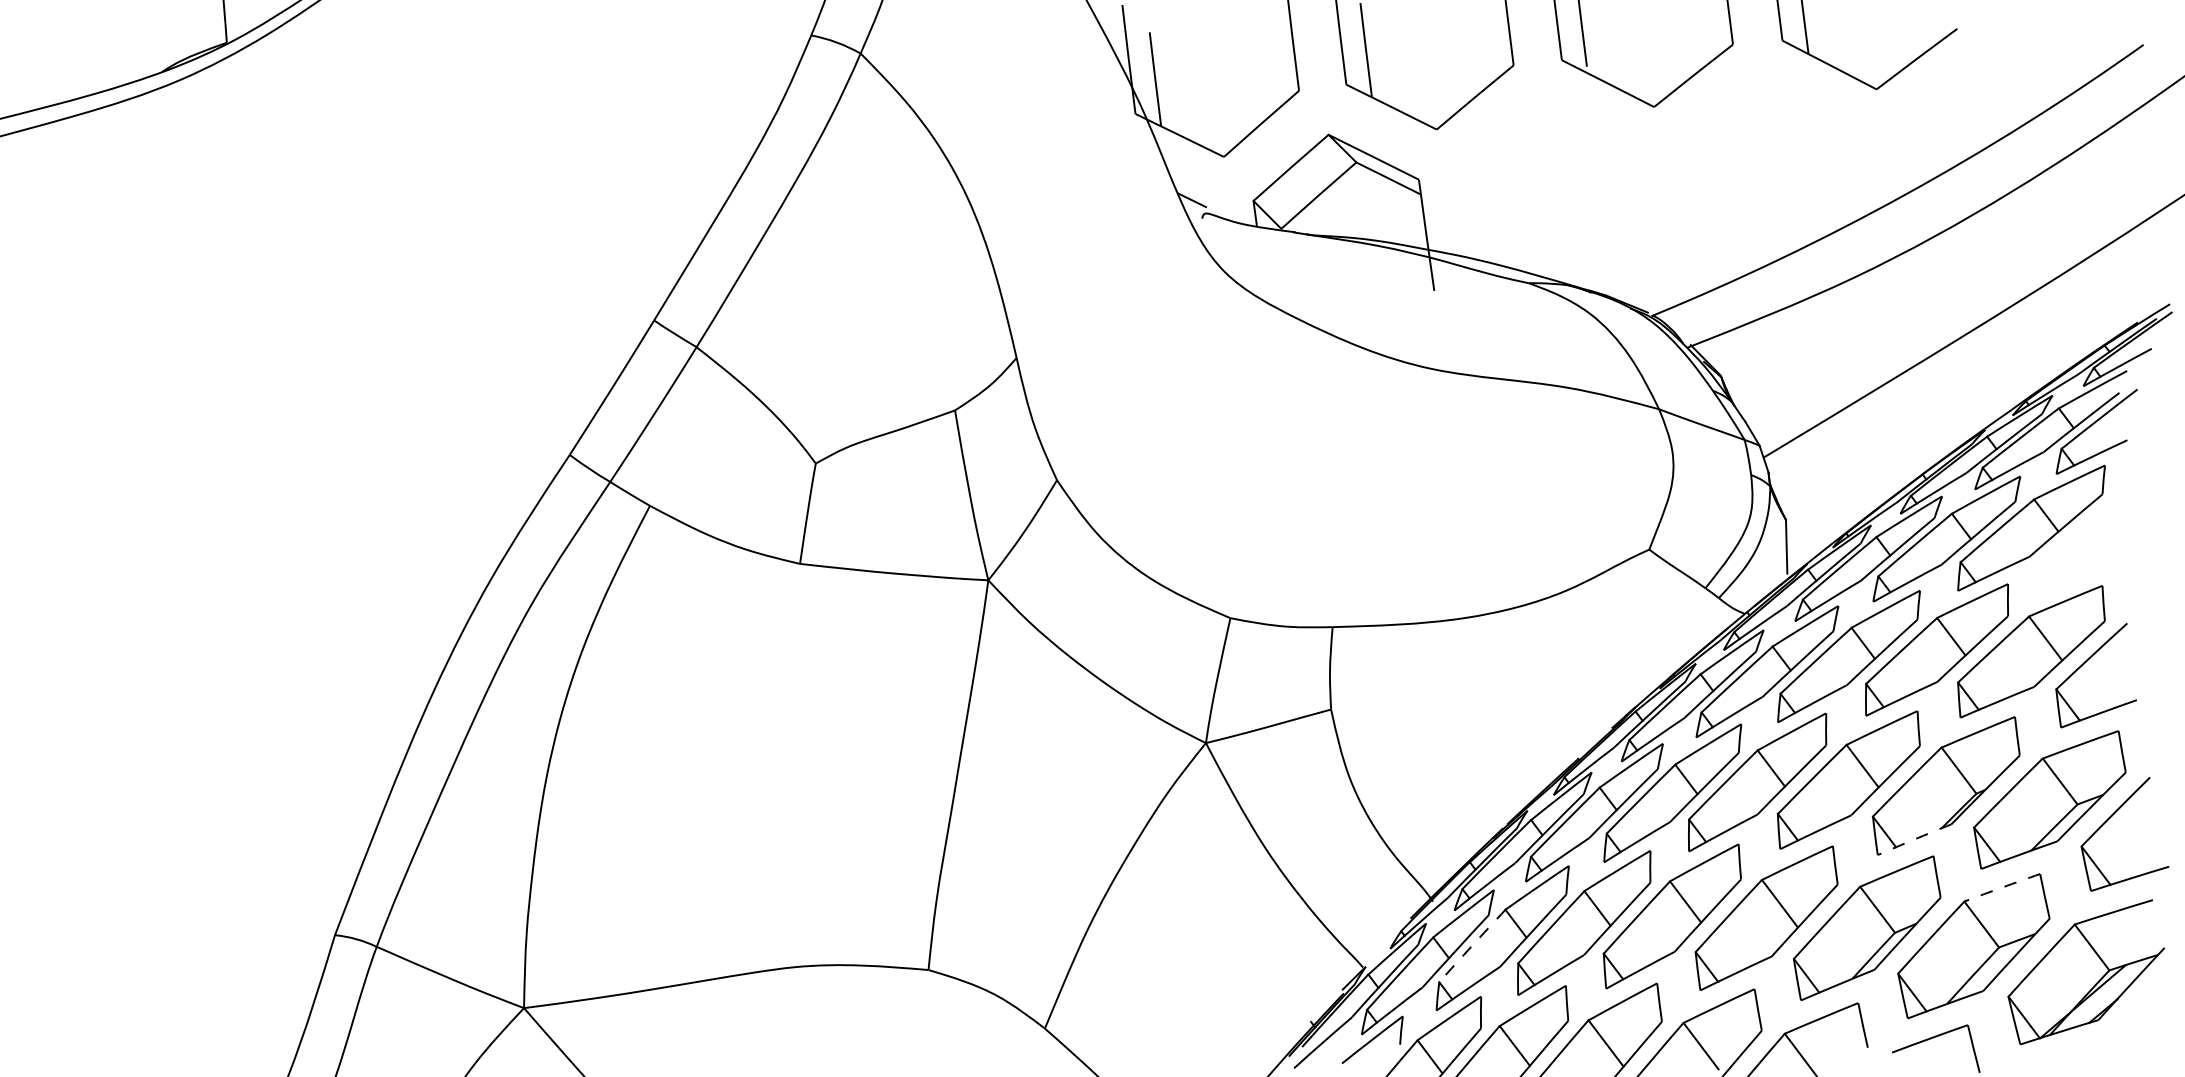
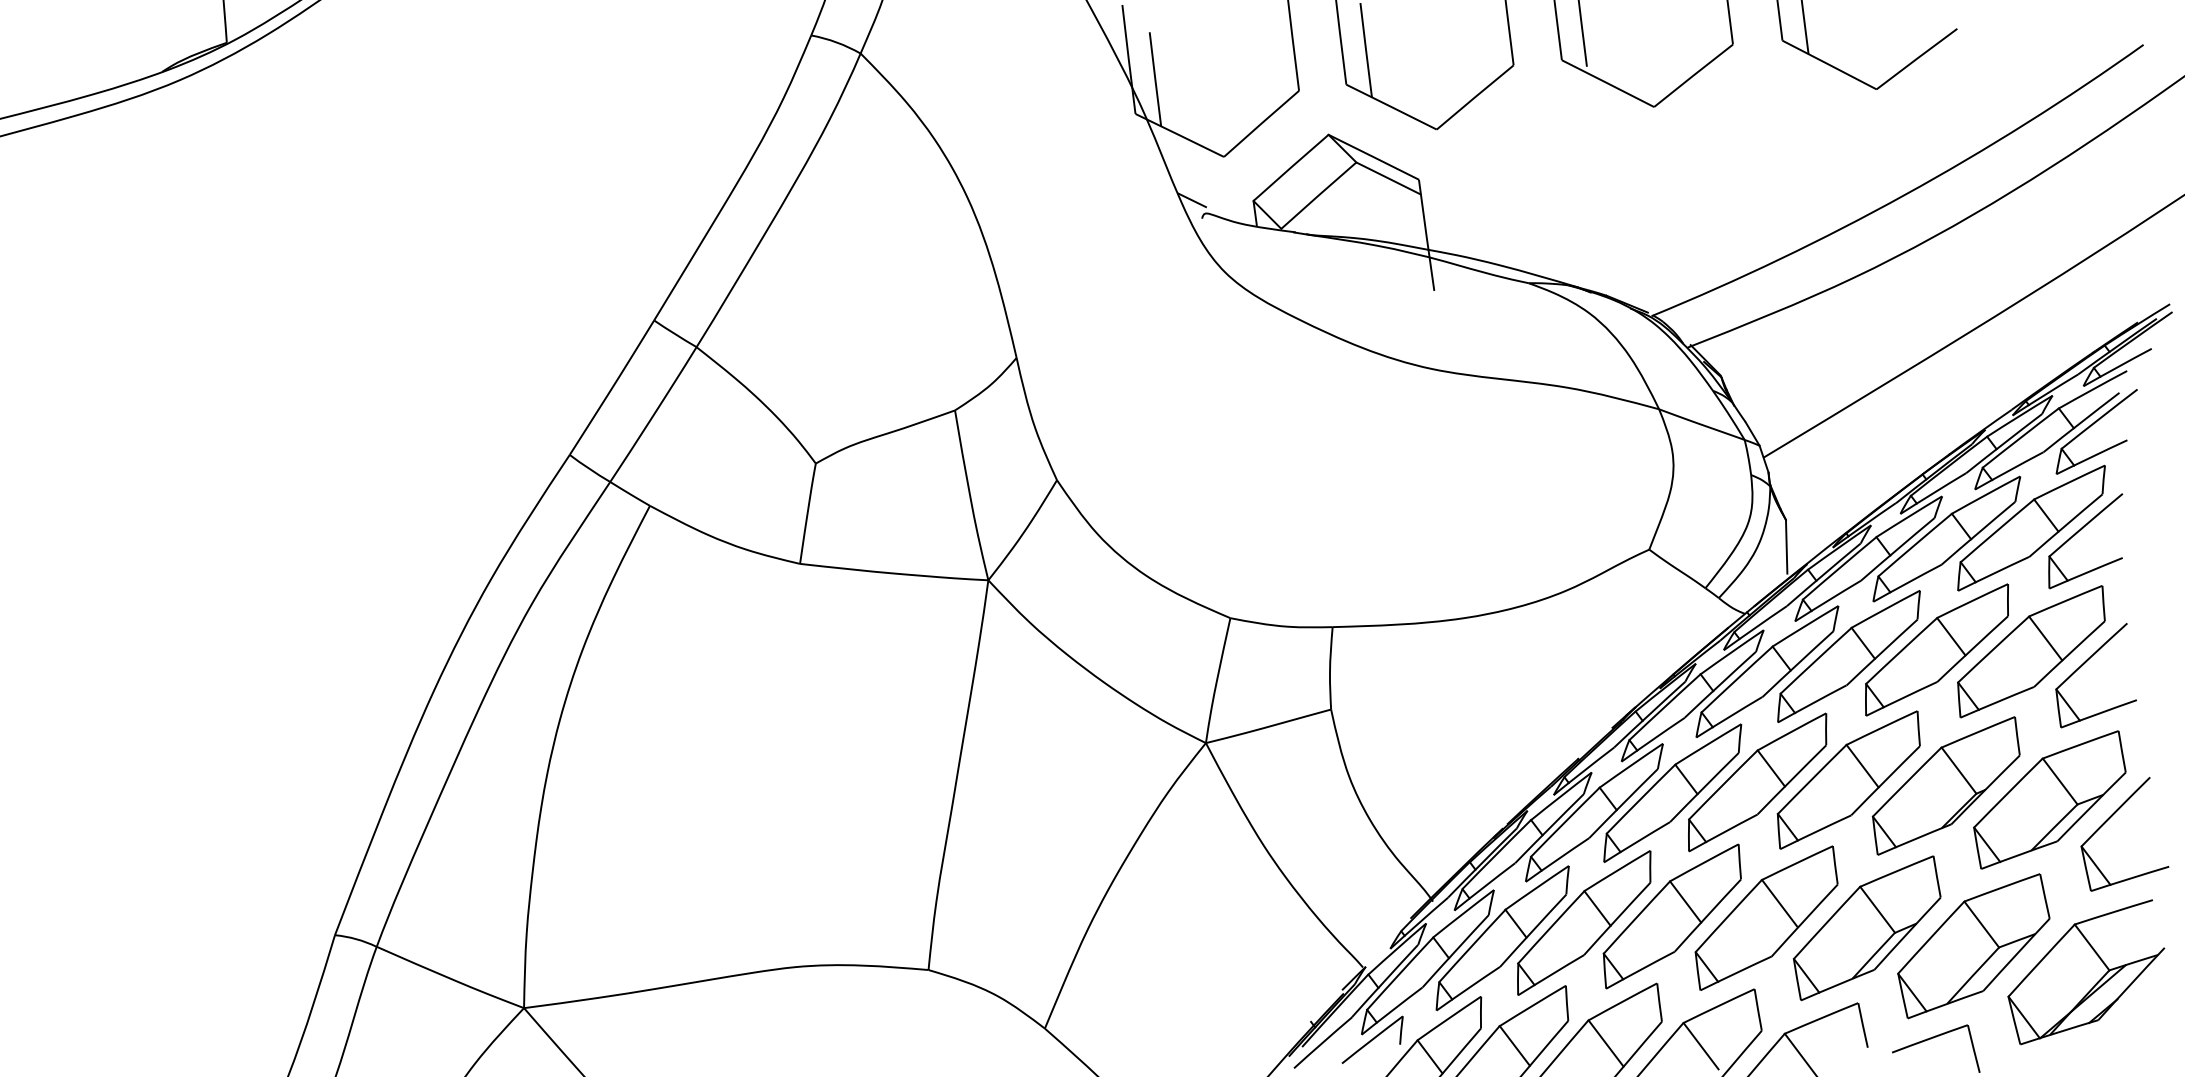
part: none -> present (2077, 533)
arc: dashed -> solid (1914, 839)
arc: dashed -> solid (2002, 887)
arc: dashed -> solid (1472, 945)
